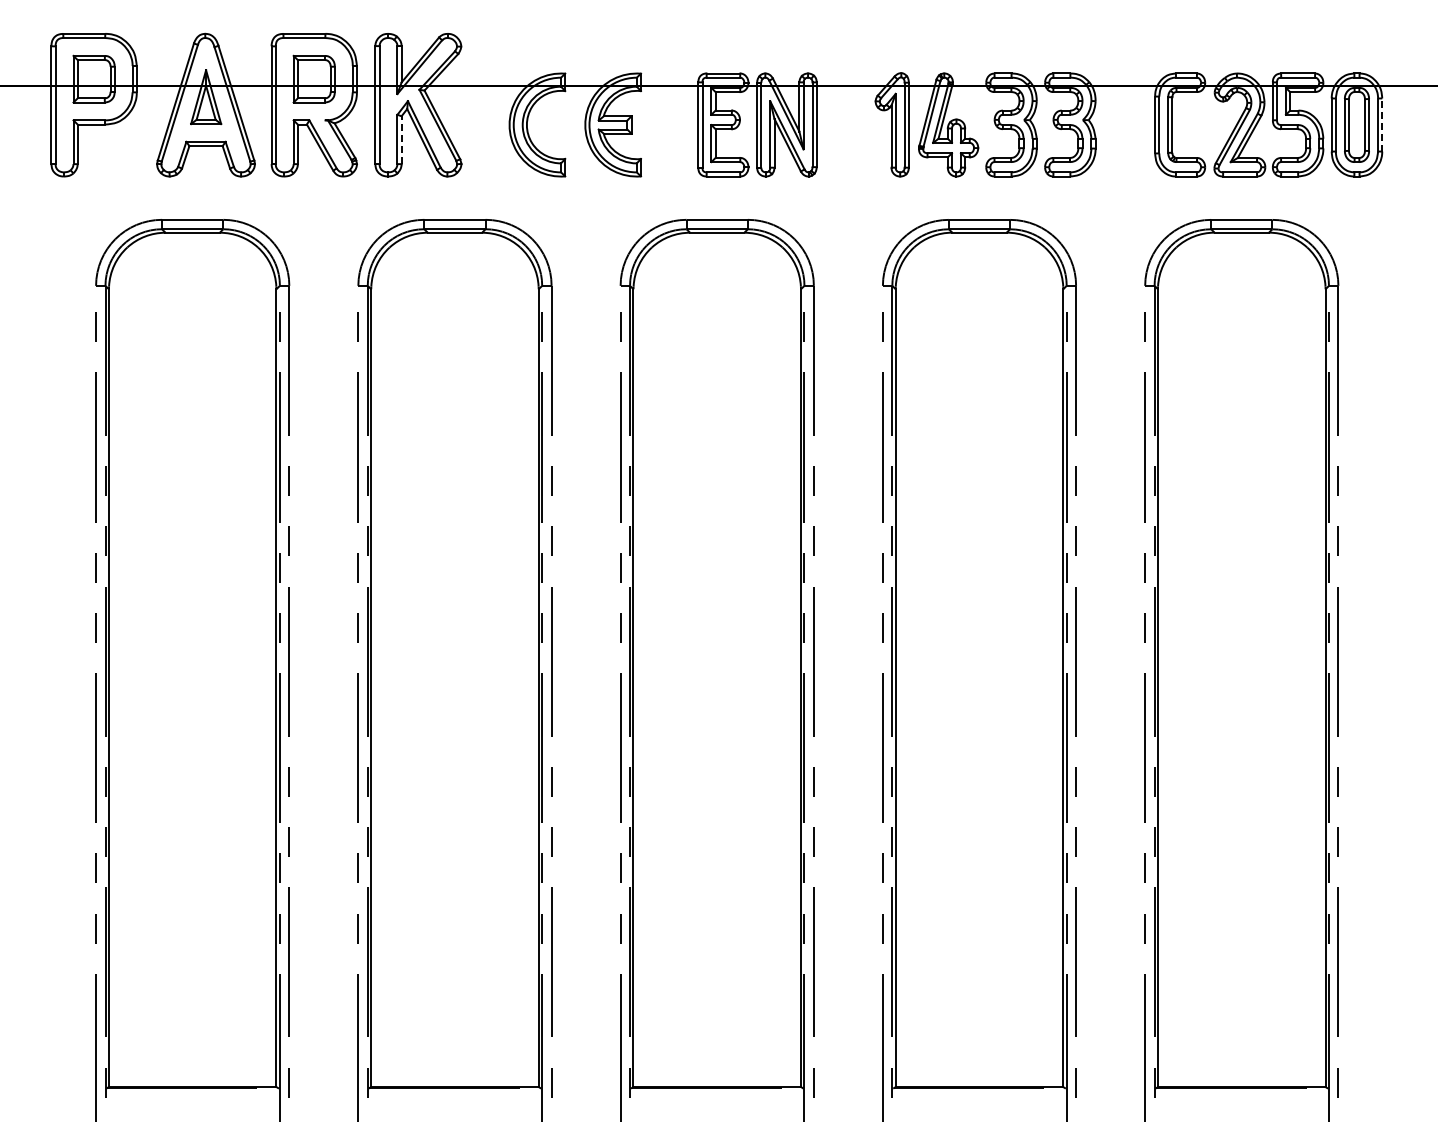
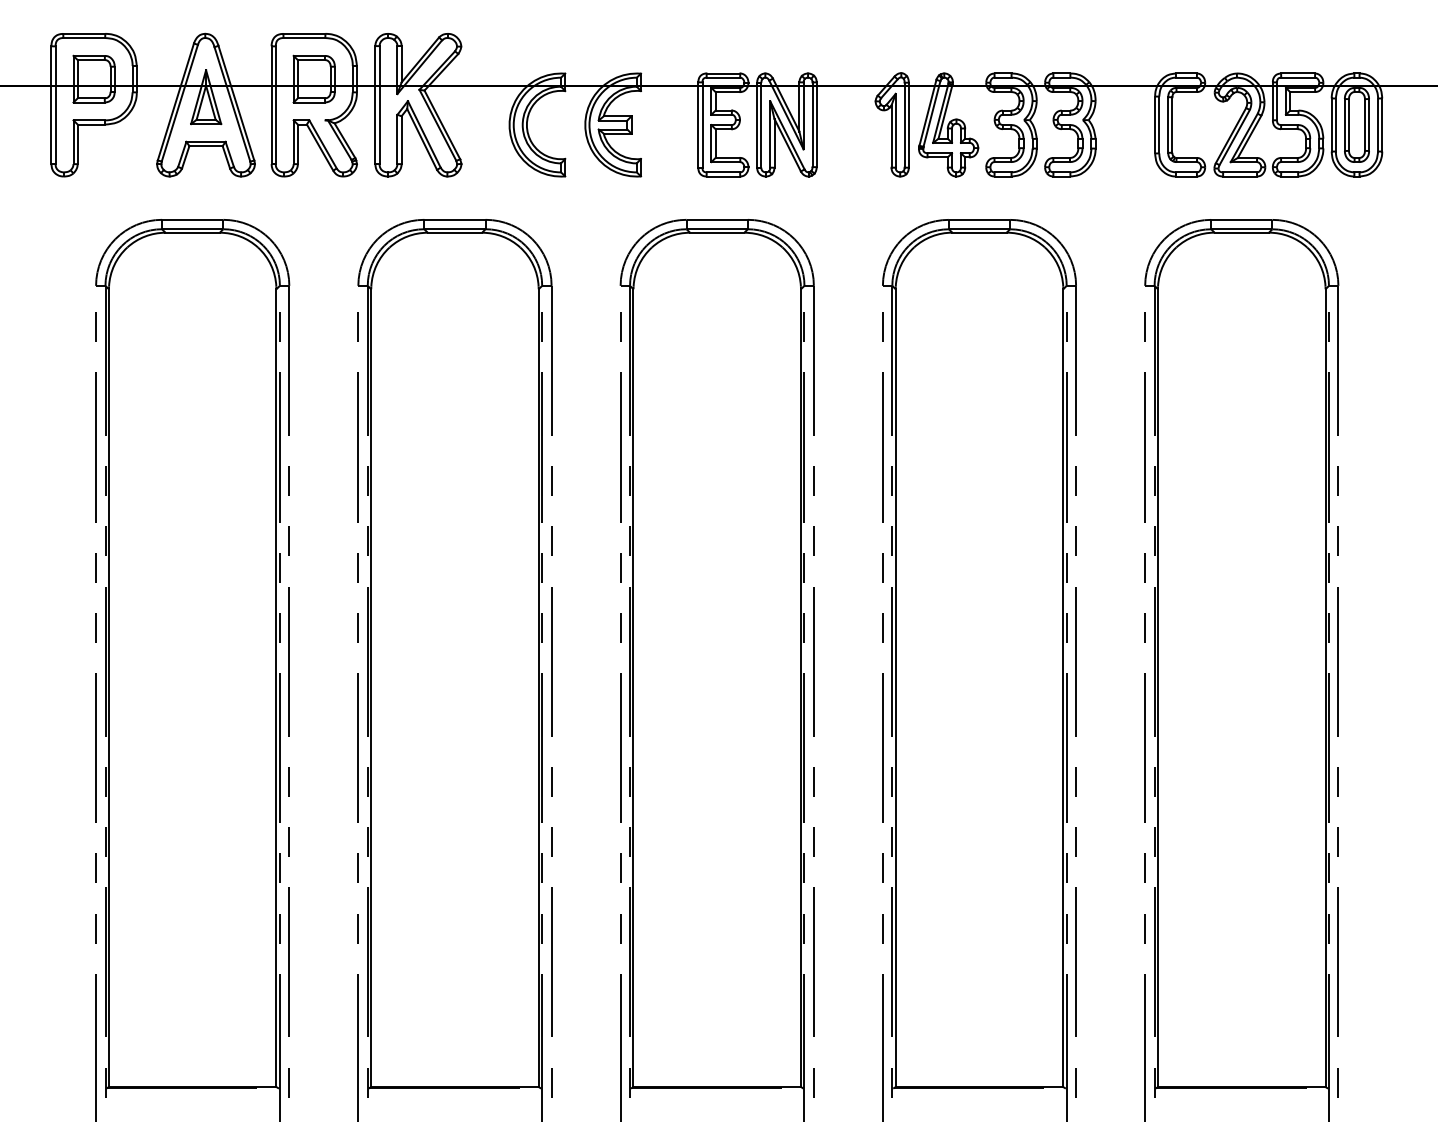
line: dashed -> solid (1382, 125)
line: dashed -> solid (401, 140)
